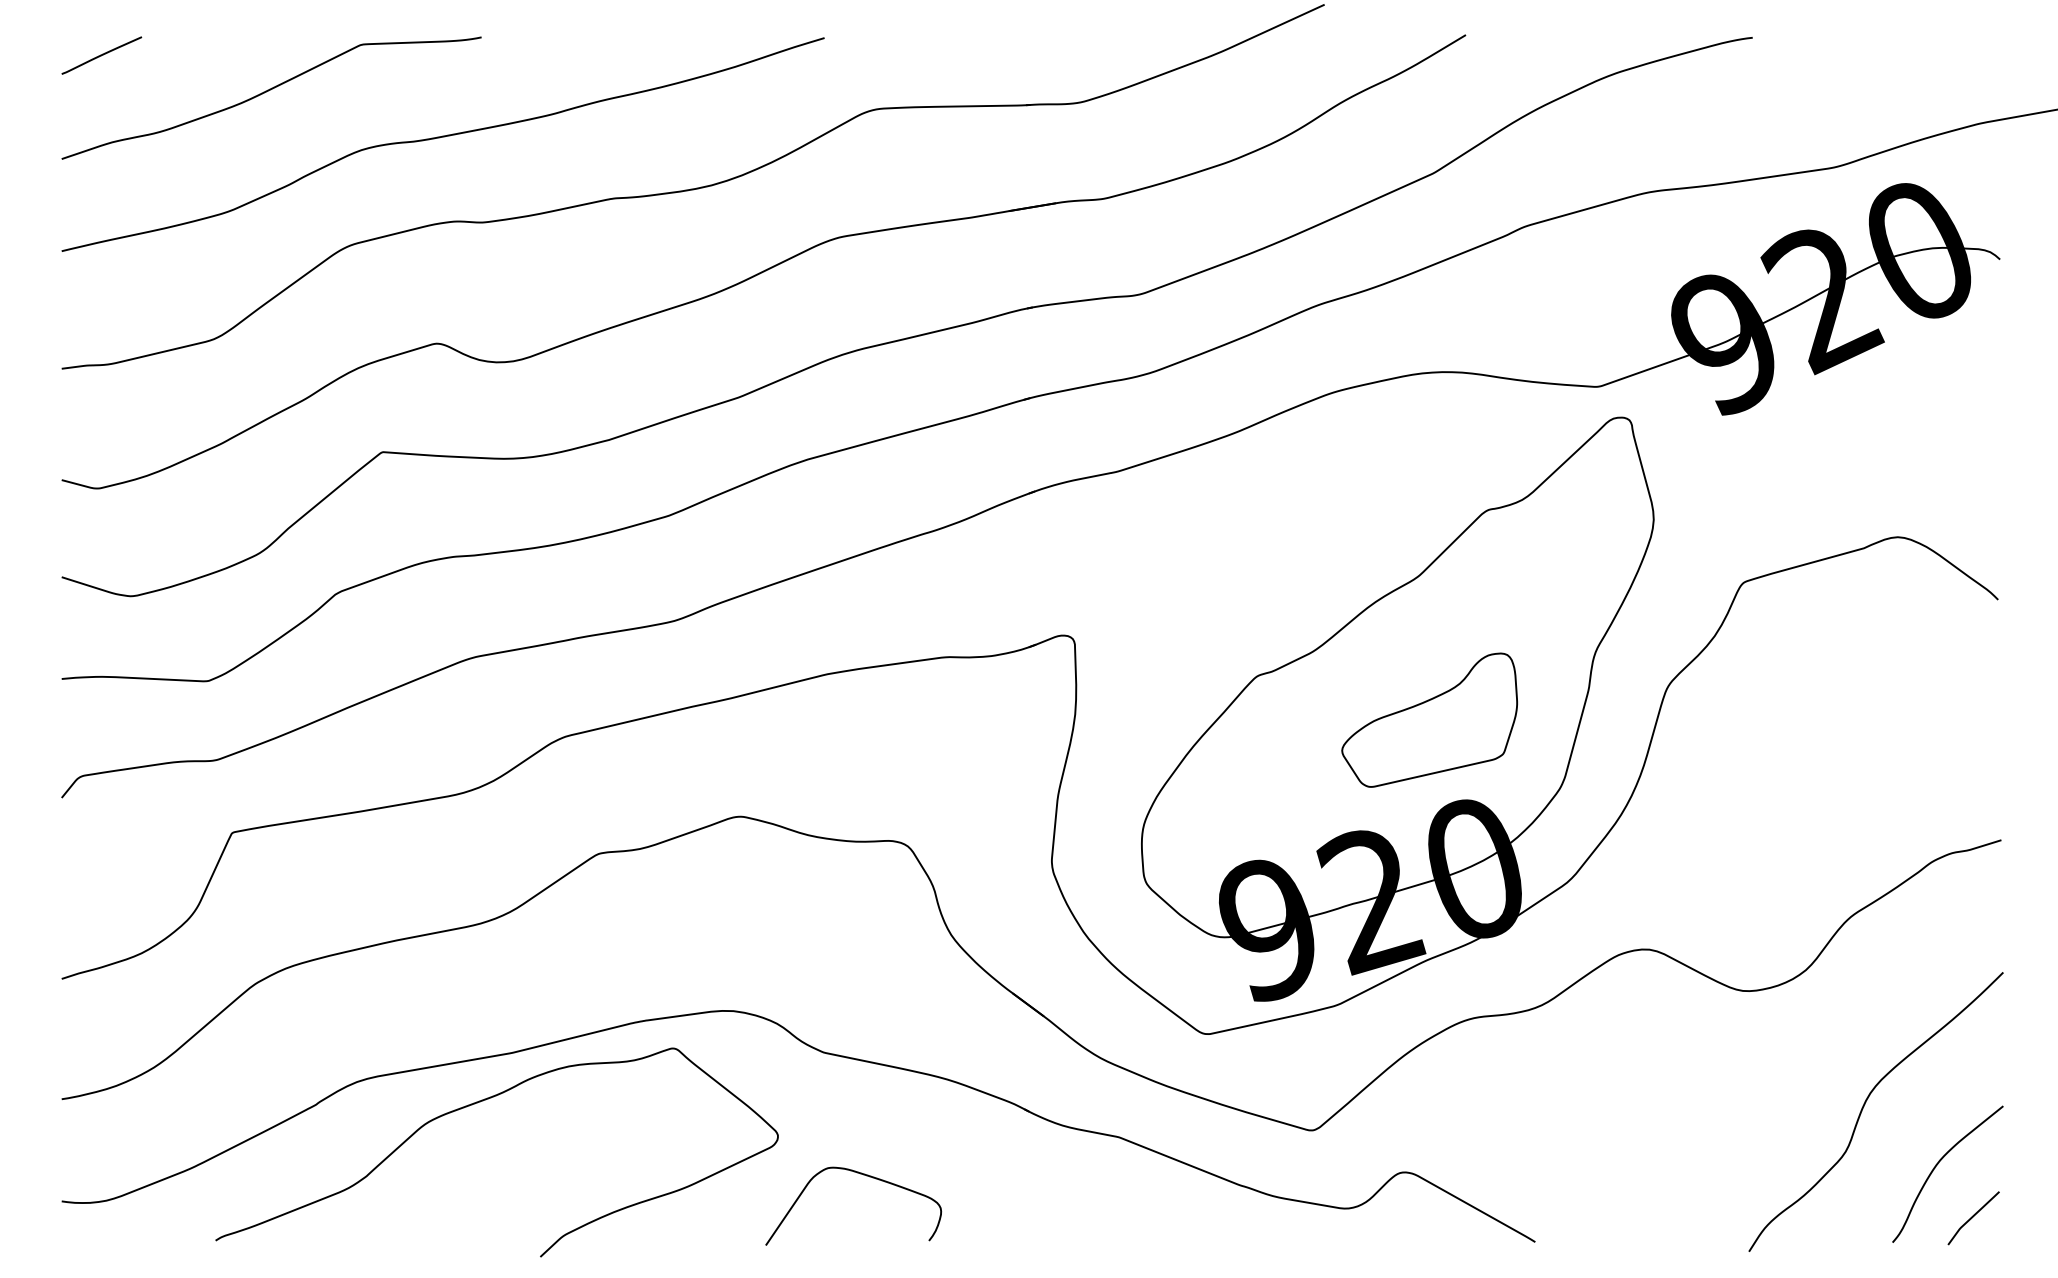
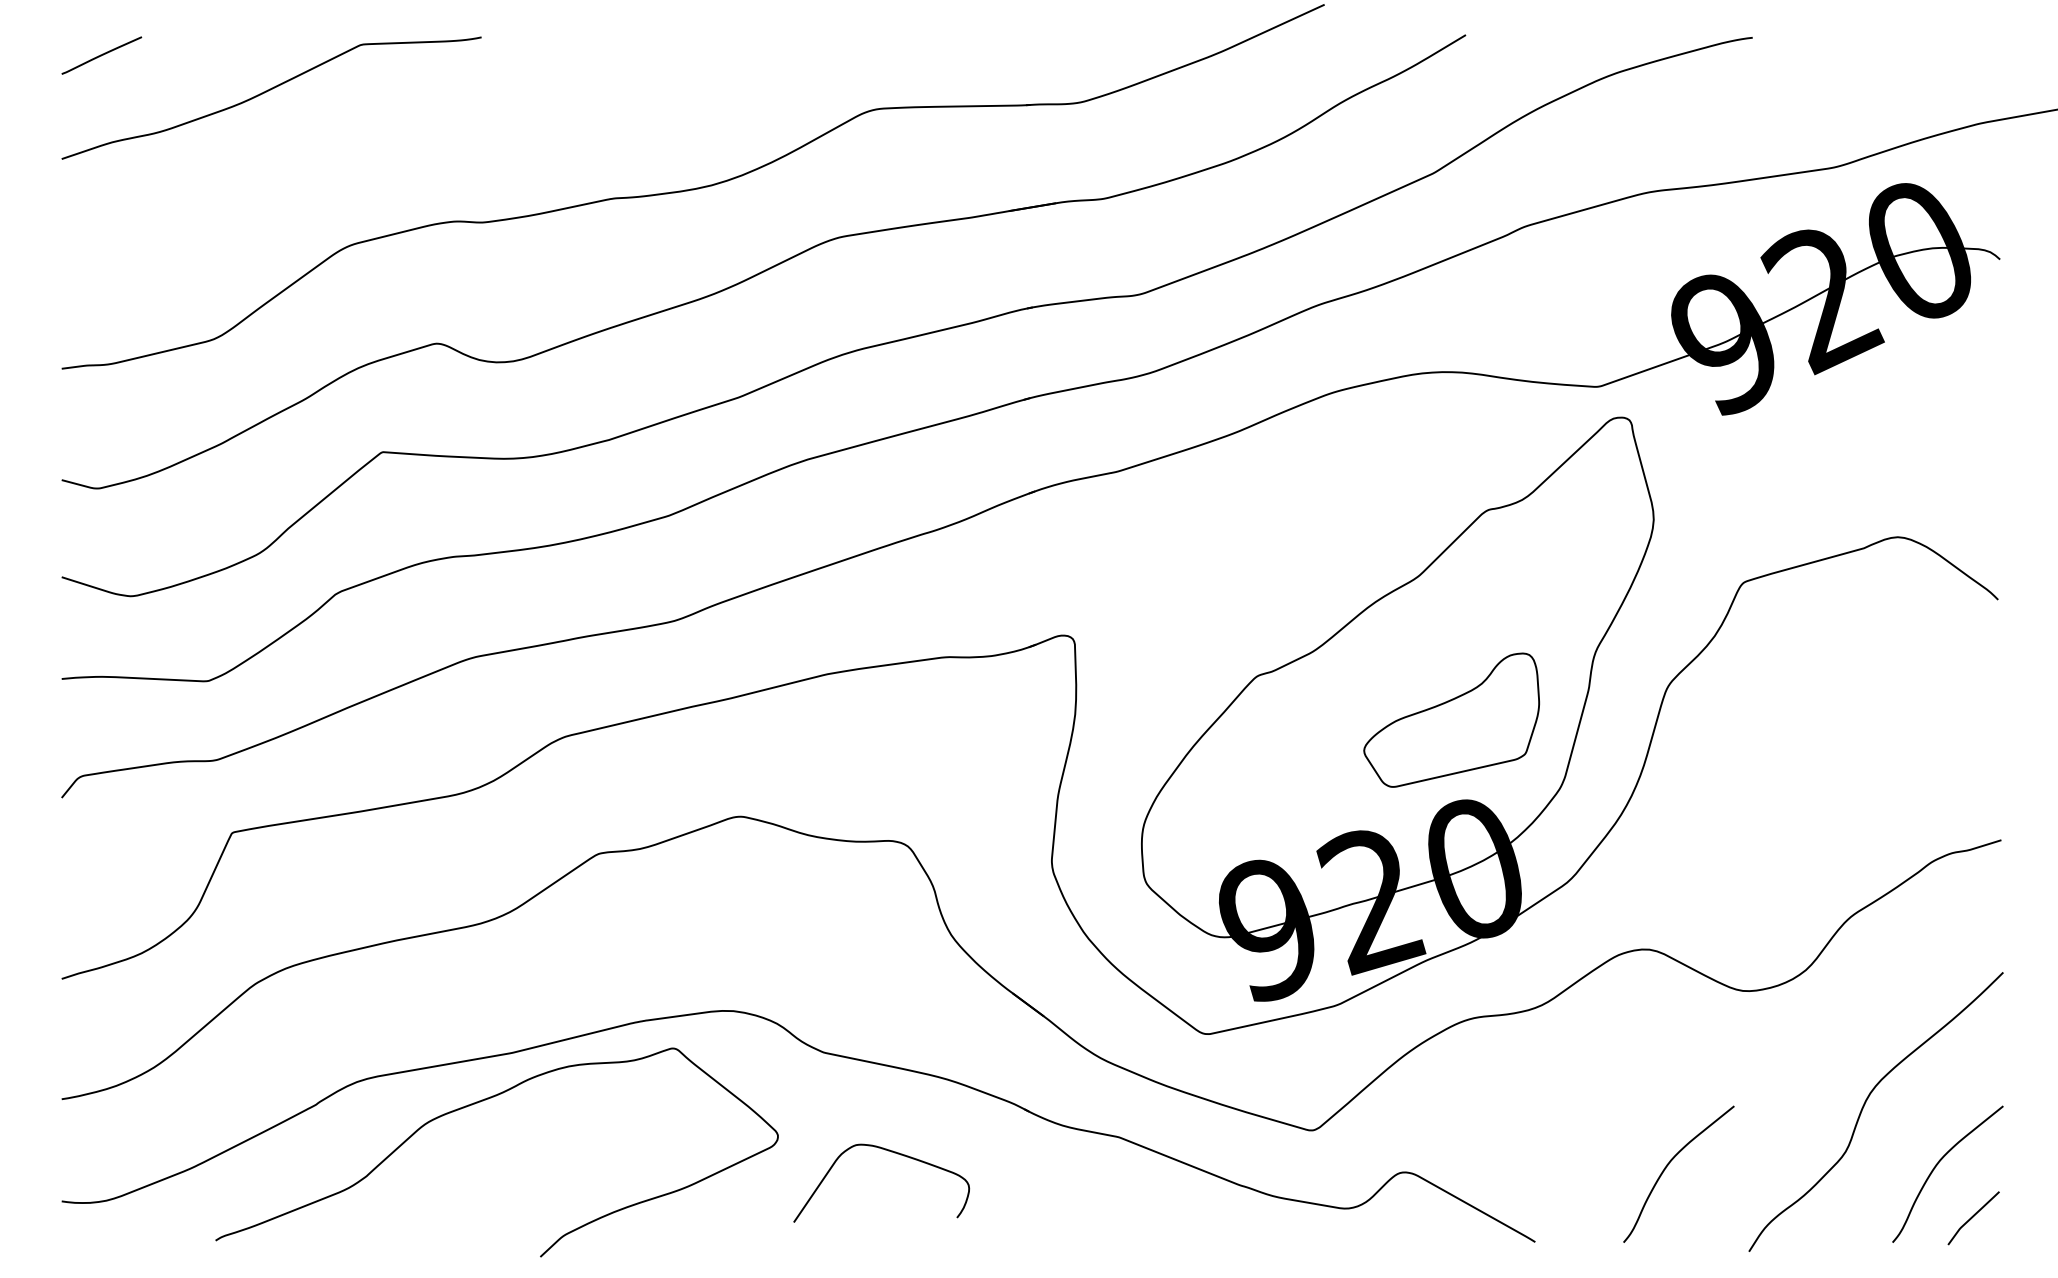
curve: present -> none (439, 138)
part position: (1429, 719) -> (1451, 719) (1451, 719)
curve: none -> present (1669, 1164)
curve position: (863, 1175) -> (891, 1152) (891, 1152)
